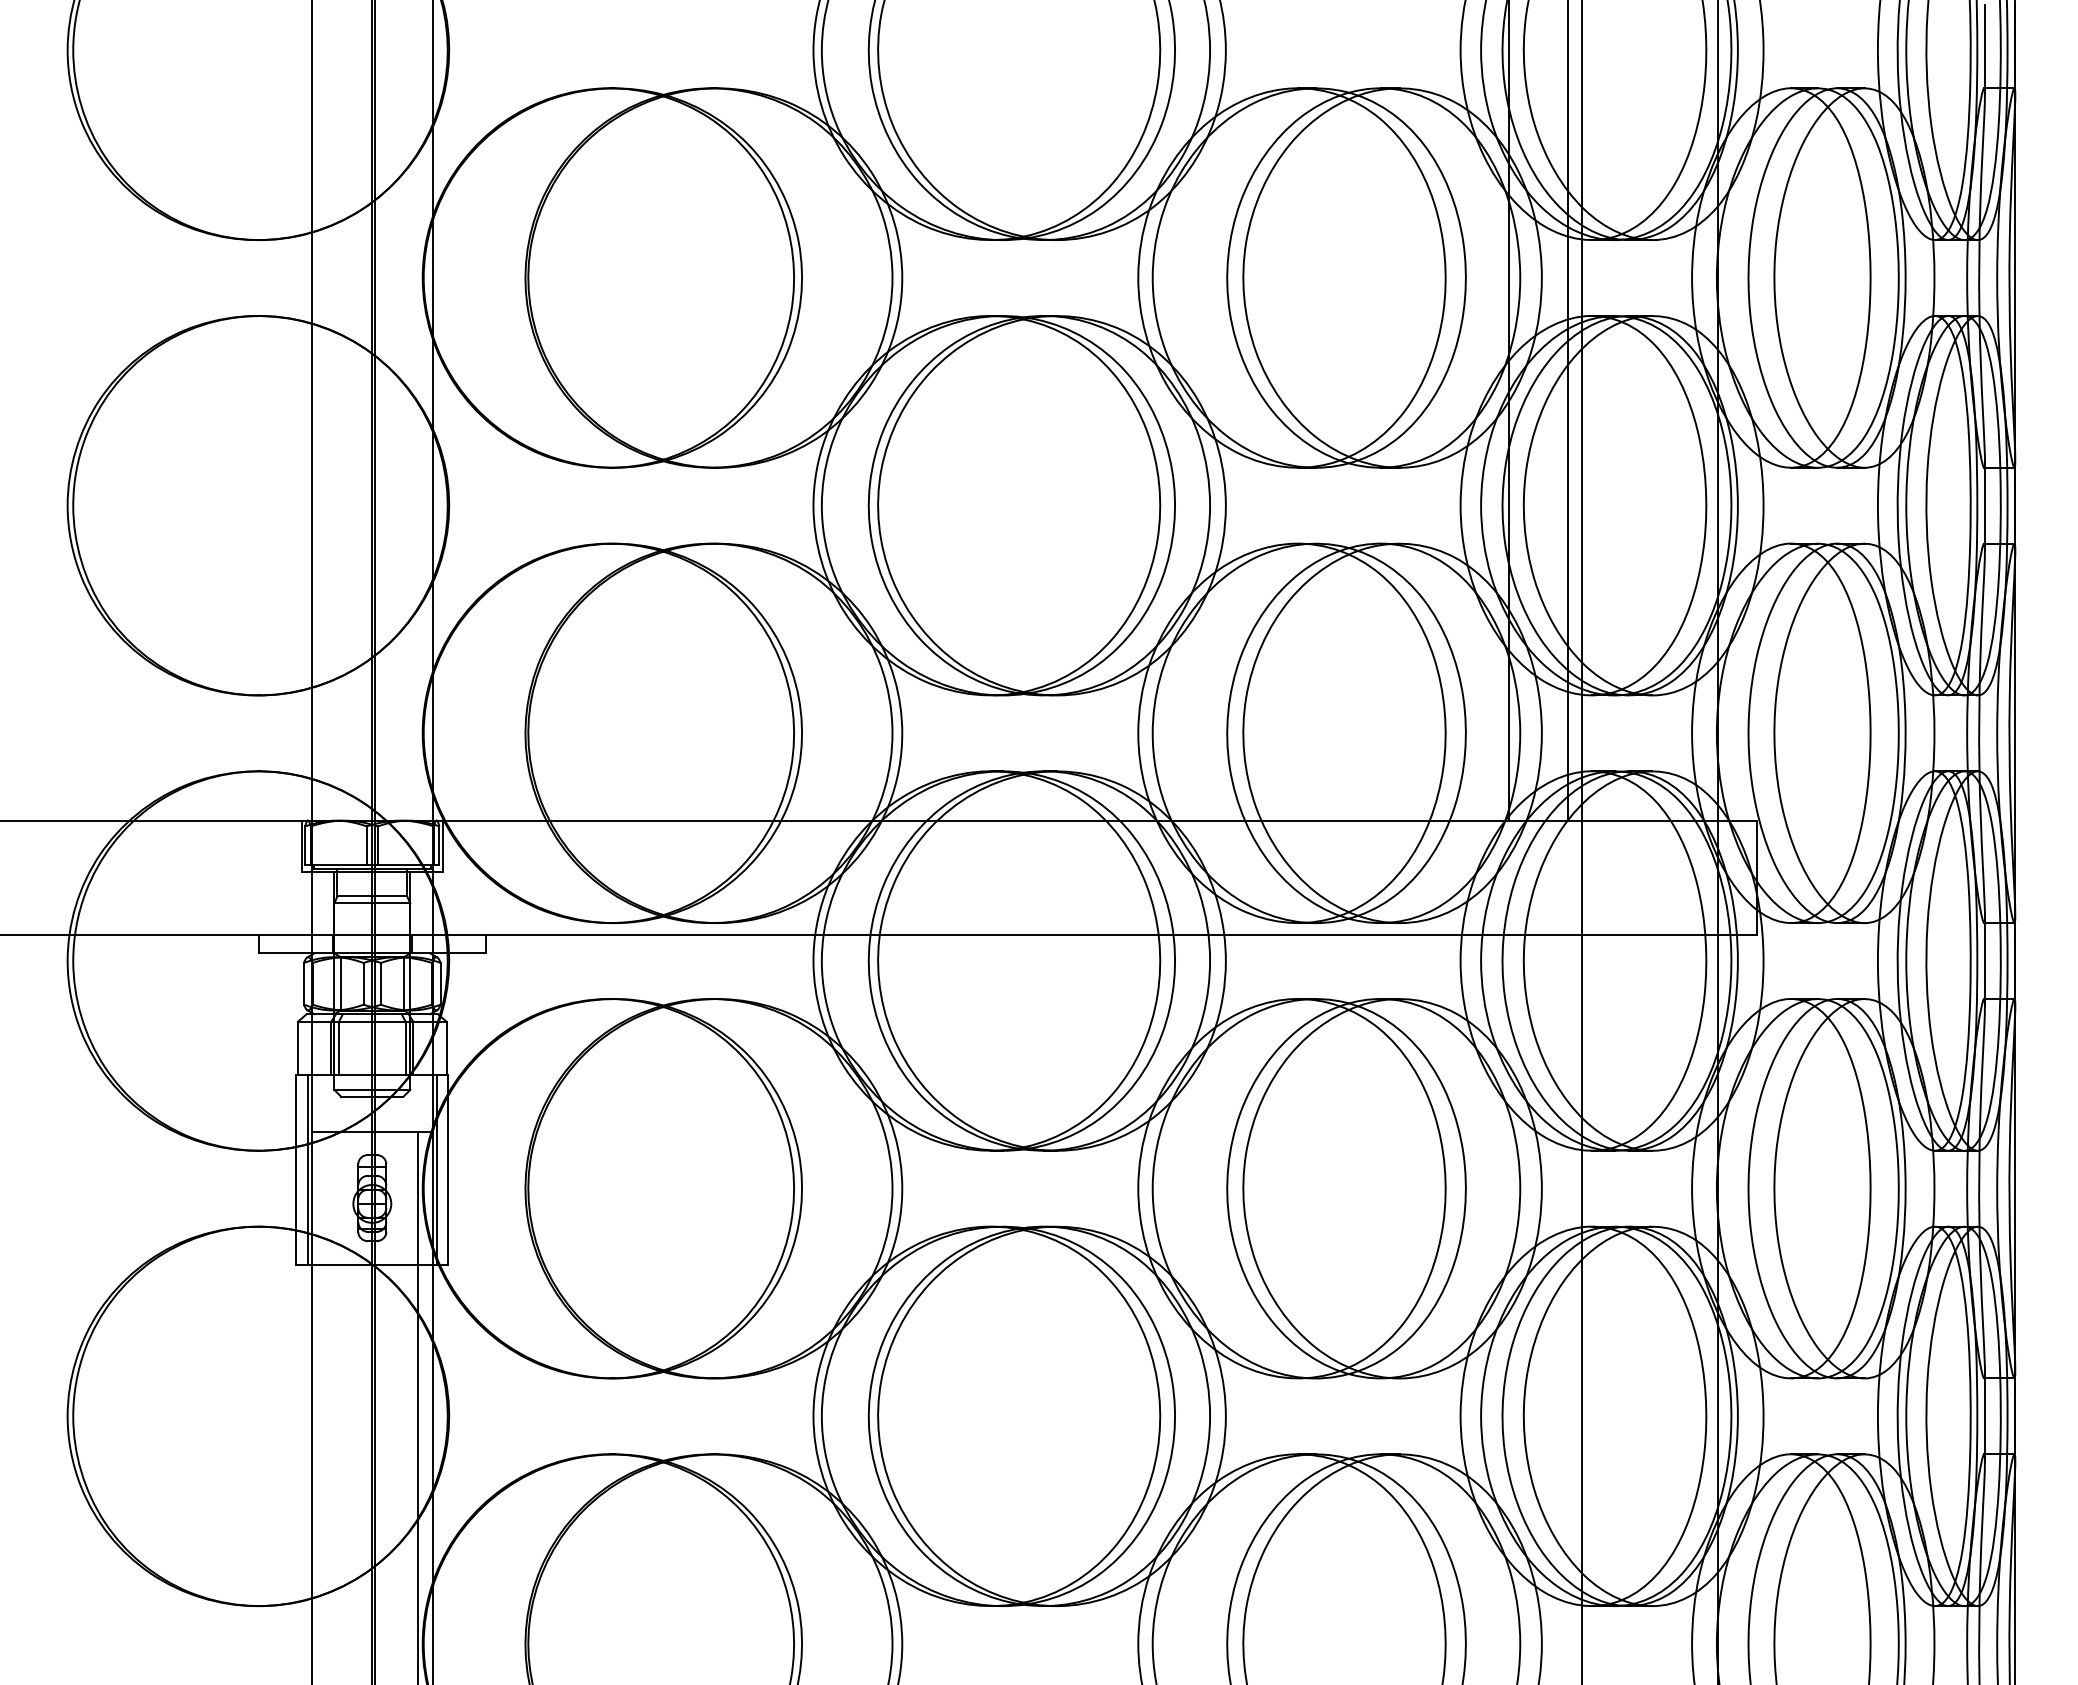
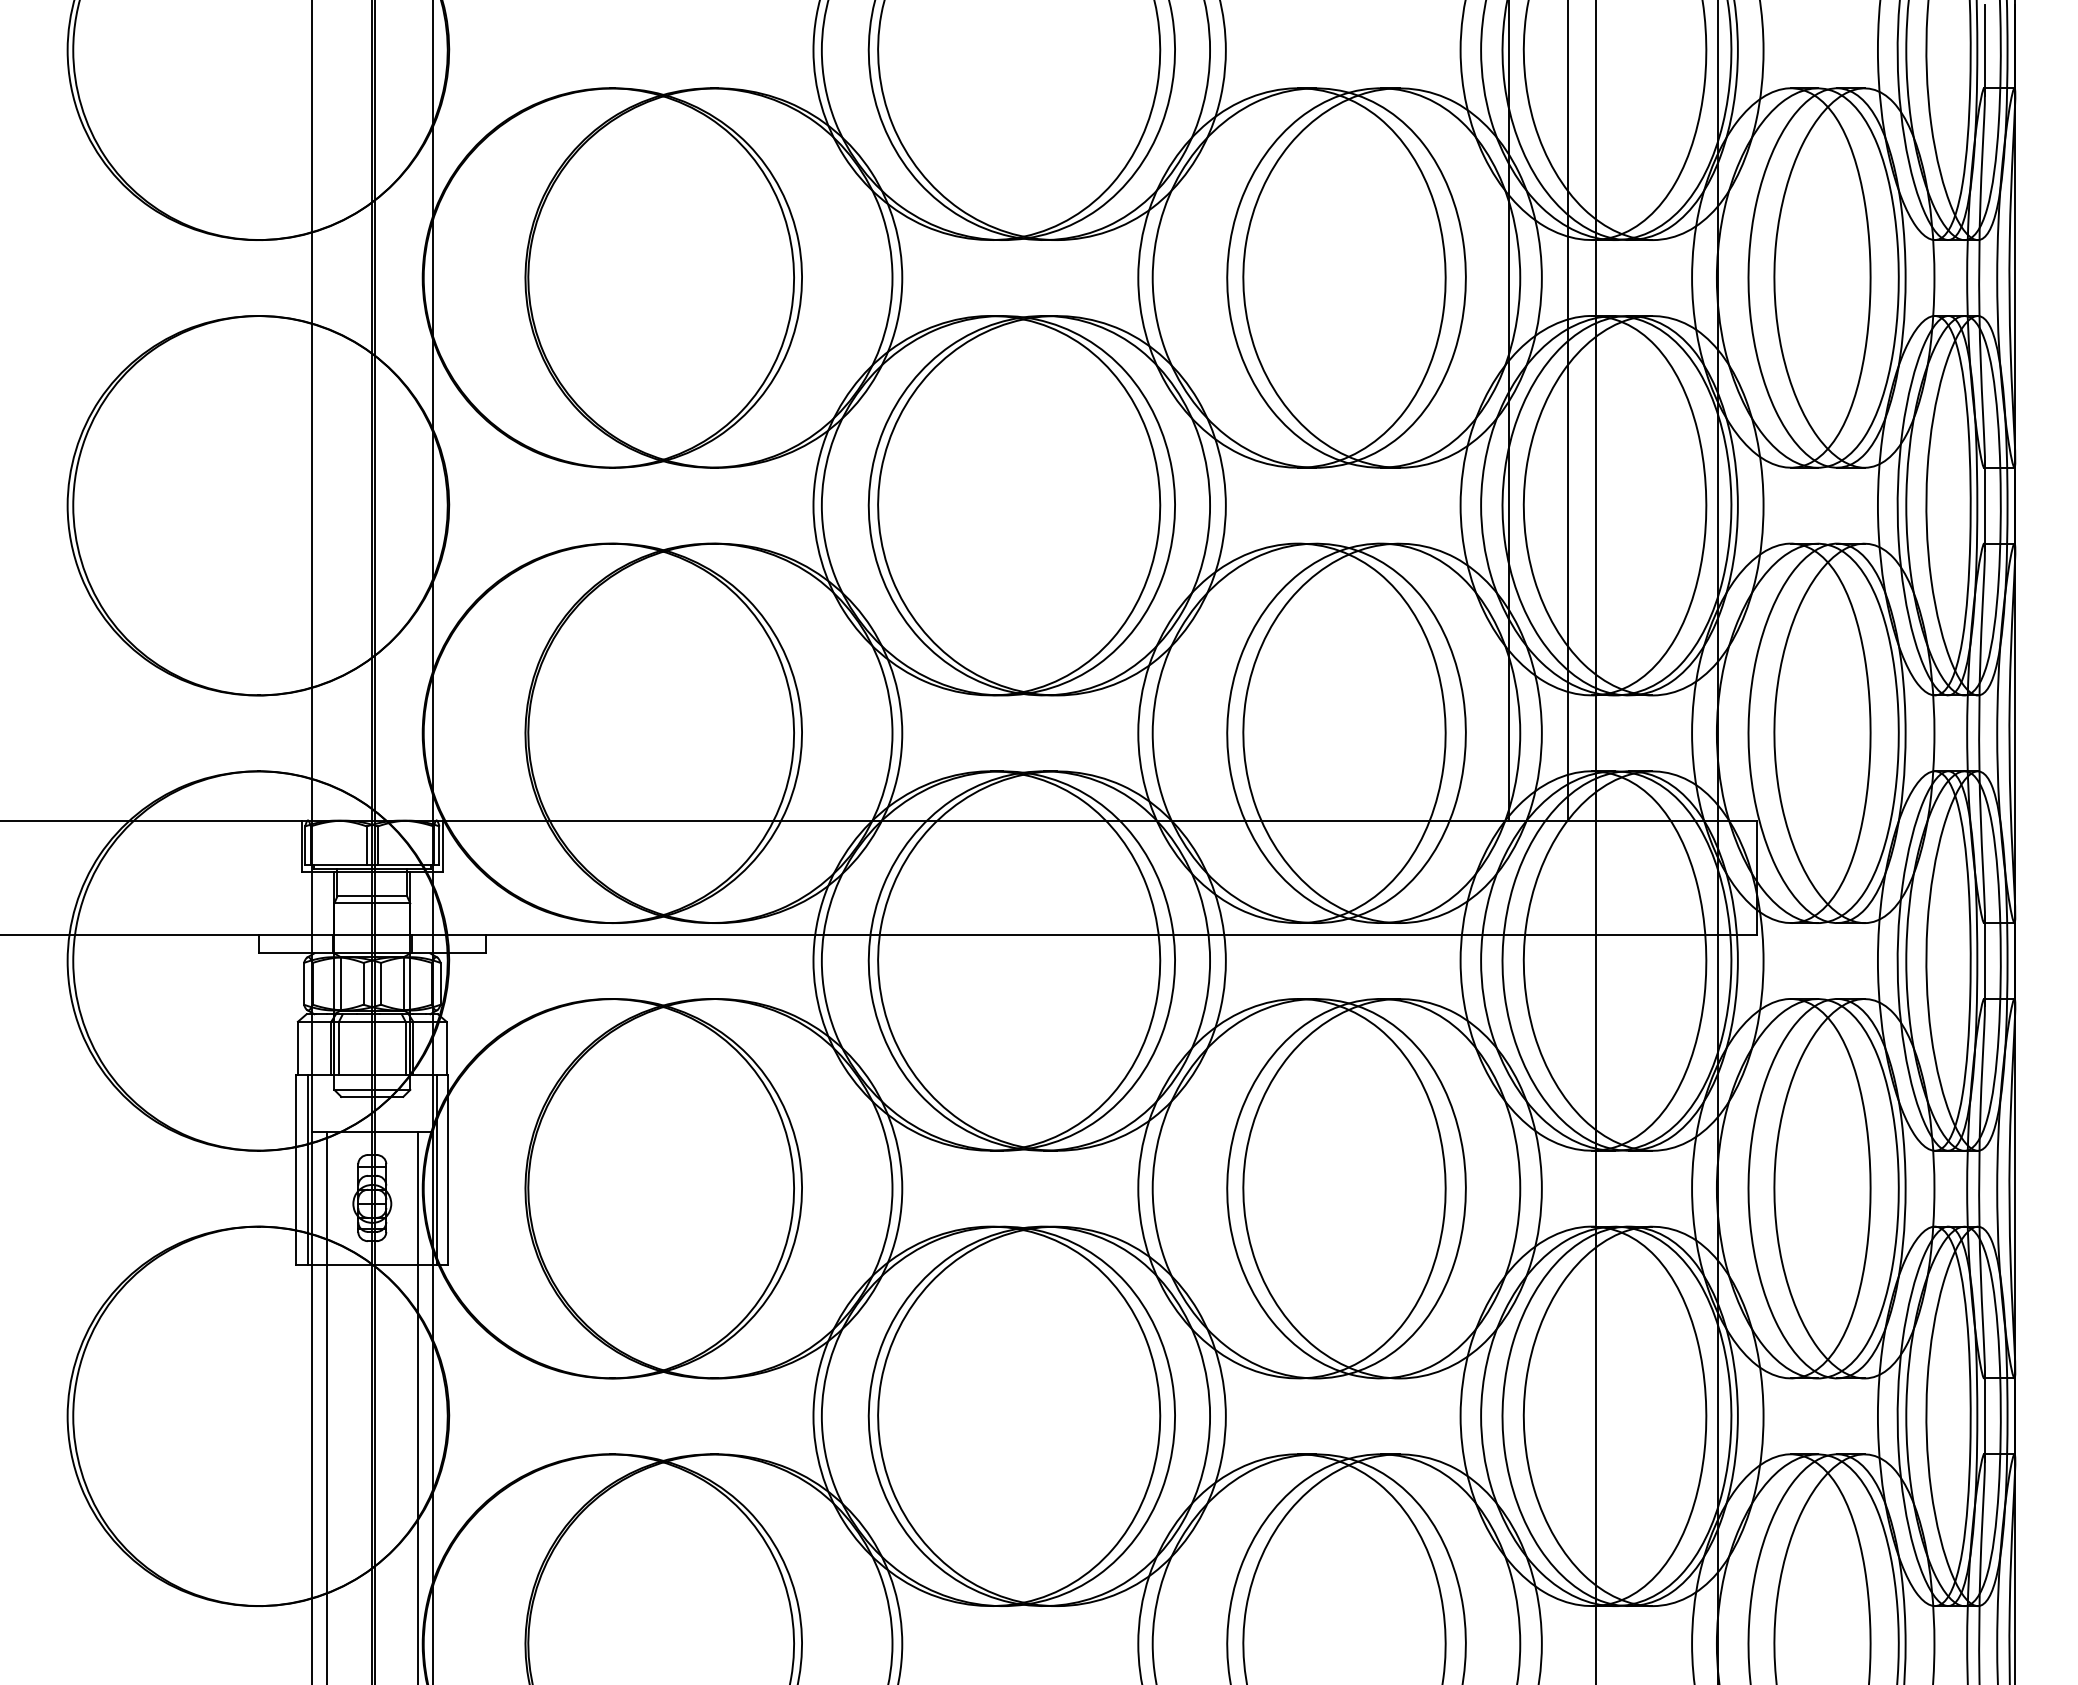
line position: (1582, 841) -> (1596, 841) (1596, 841)
line: none -> present (326, 1406)
